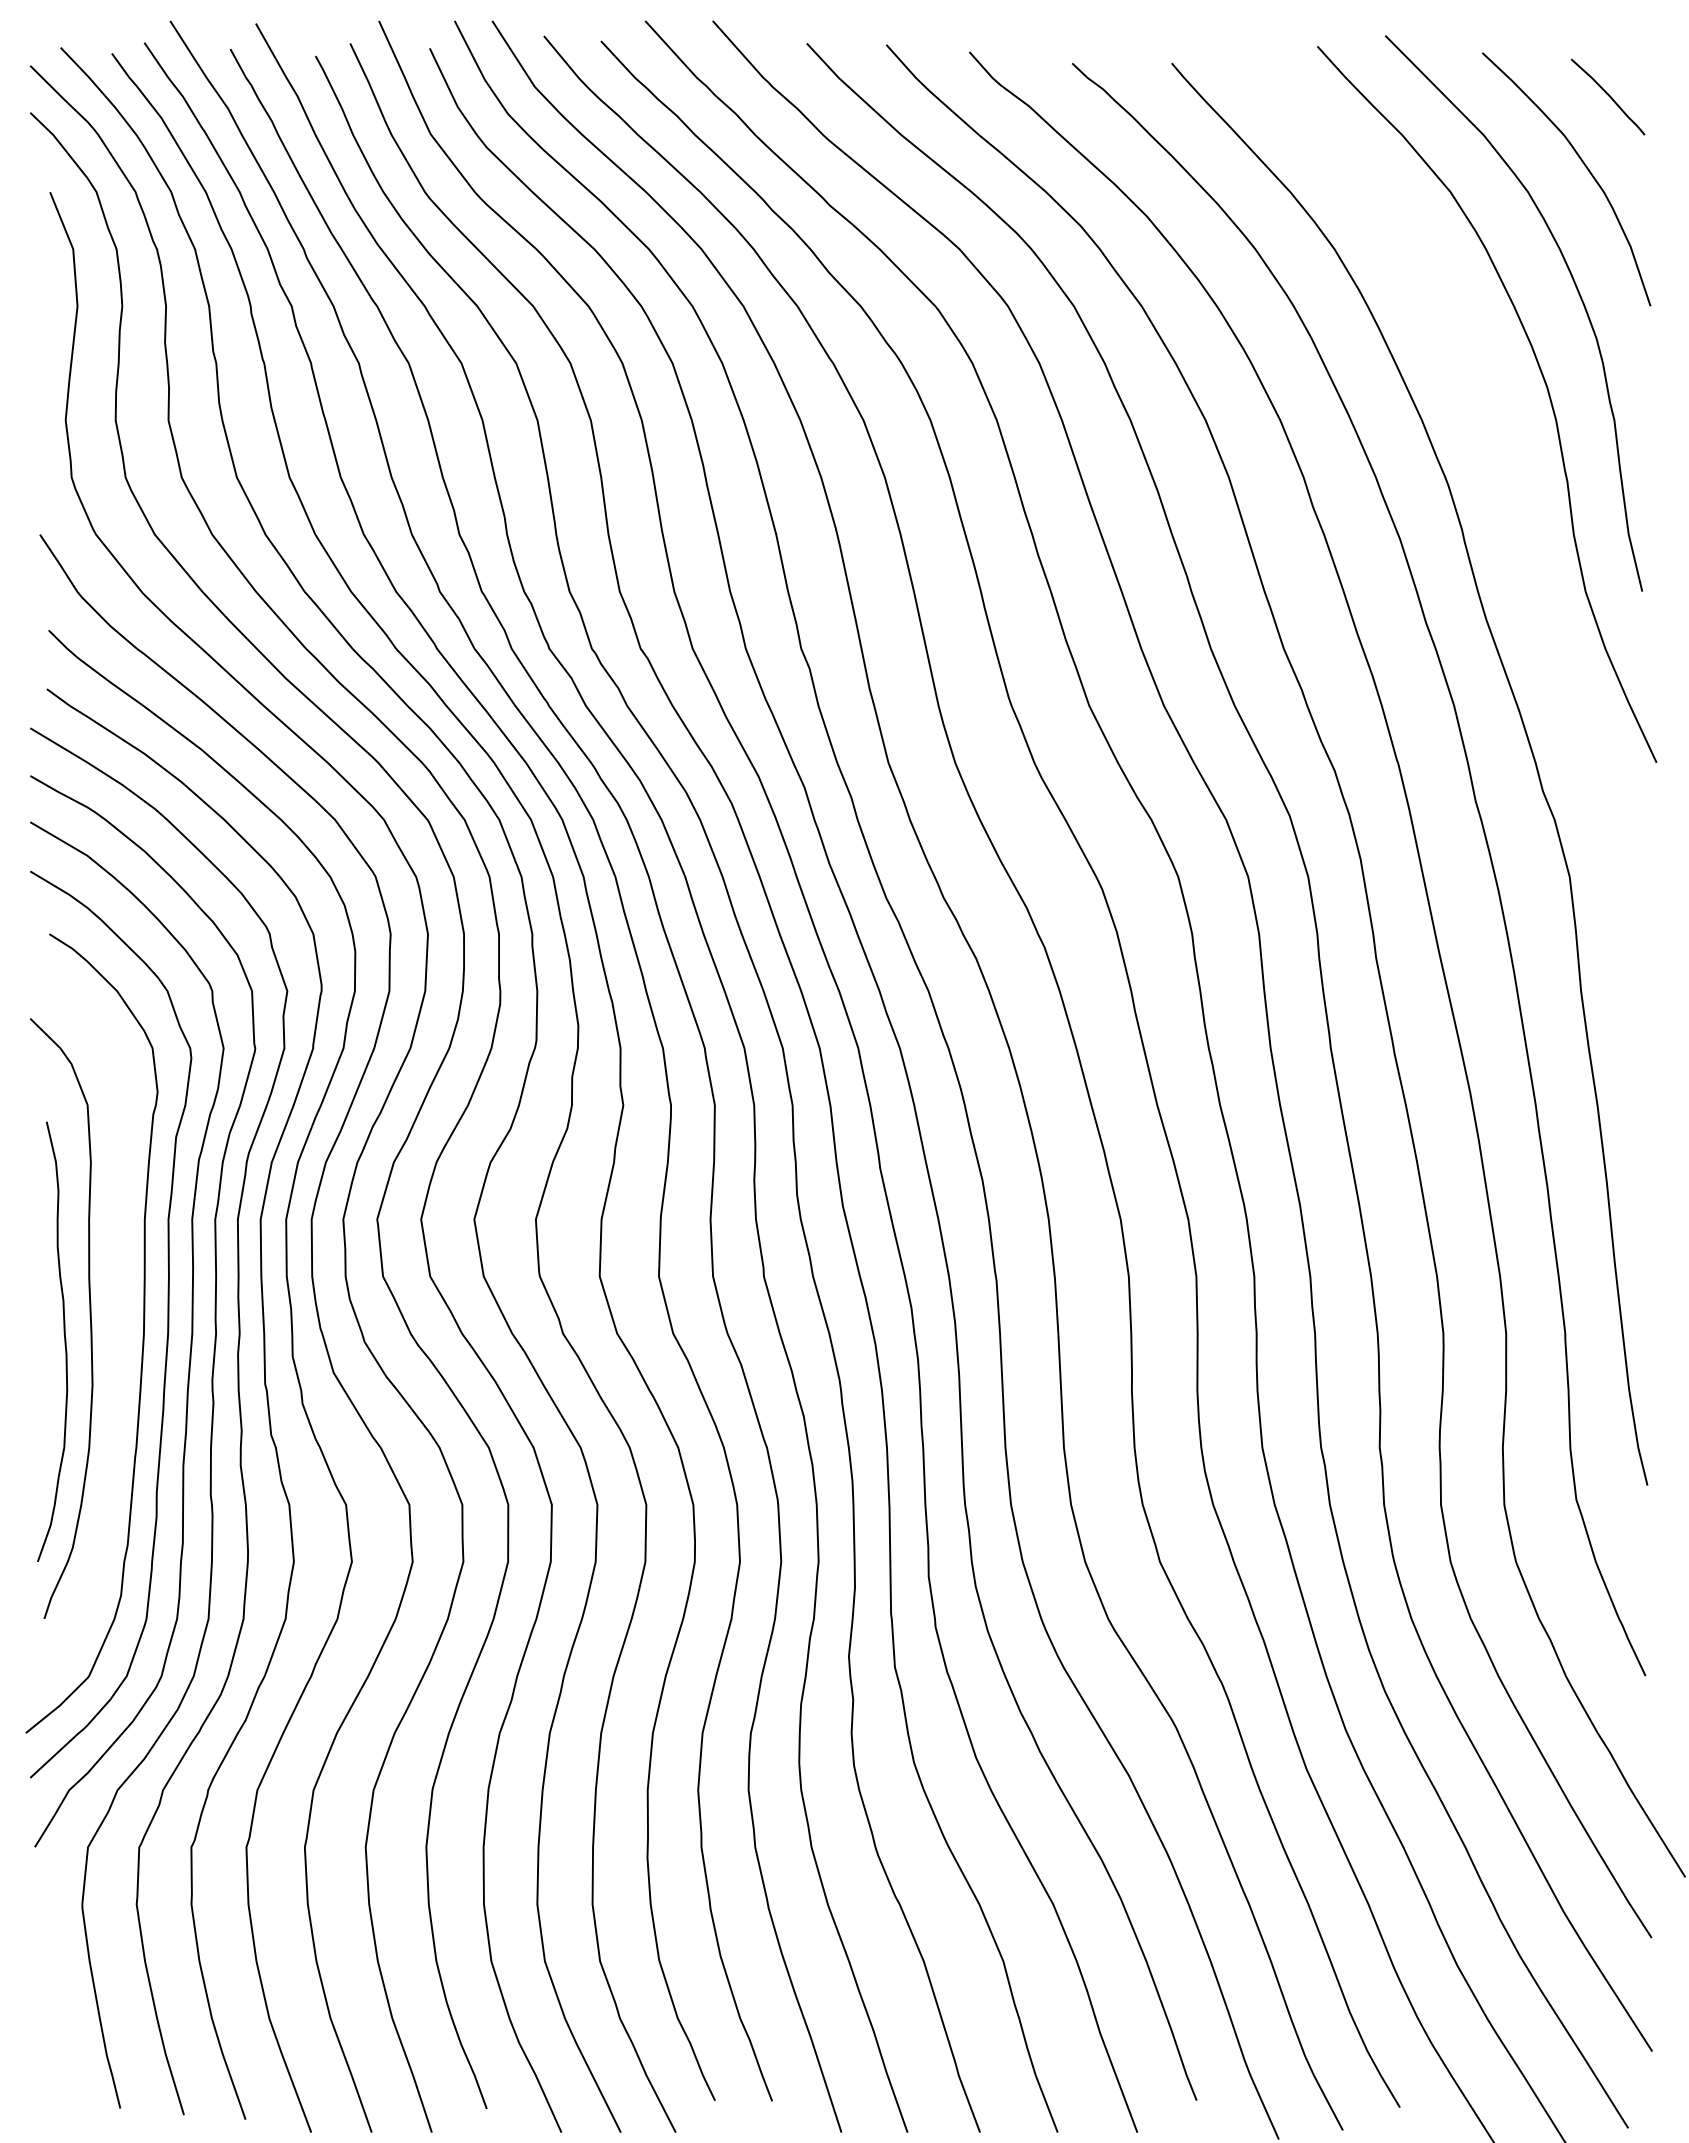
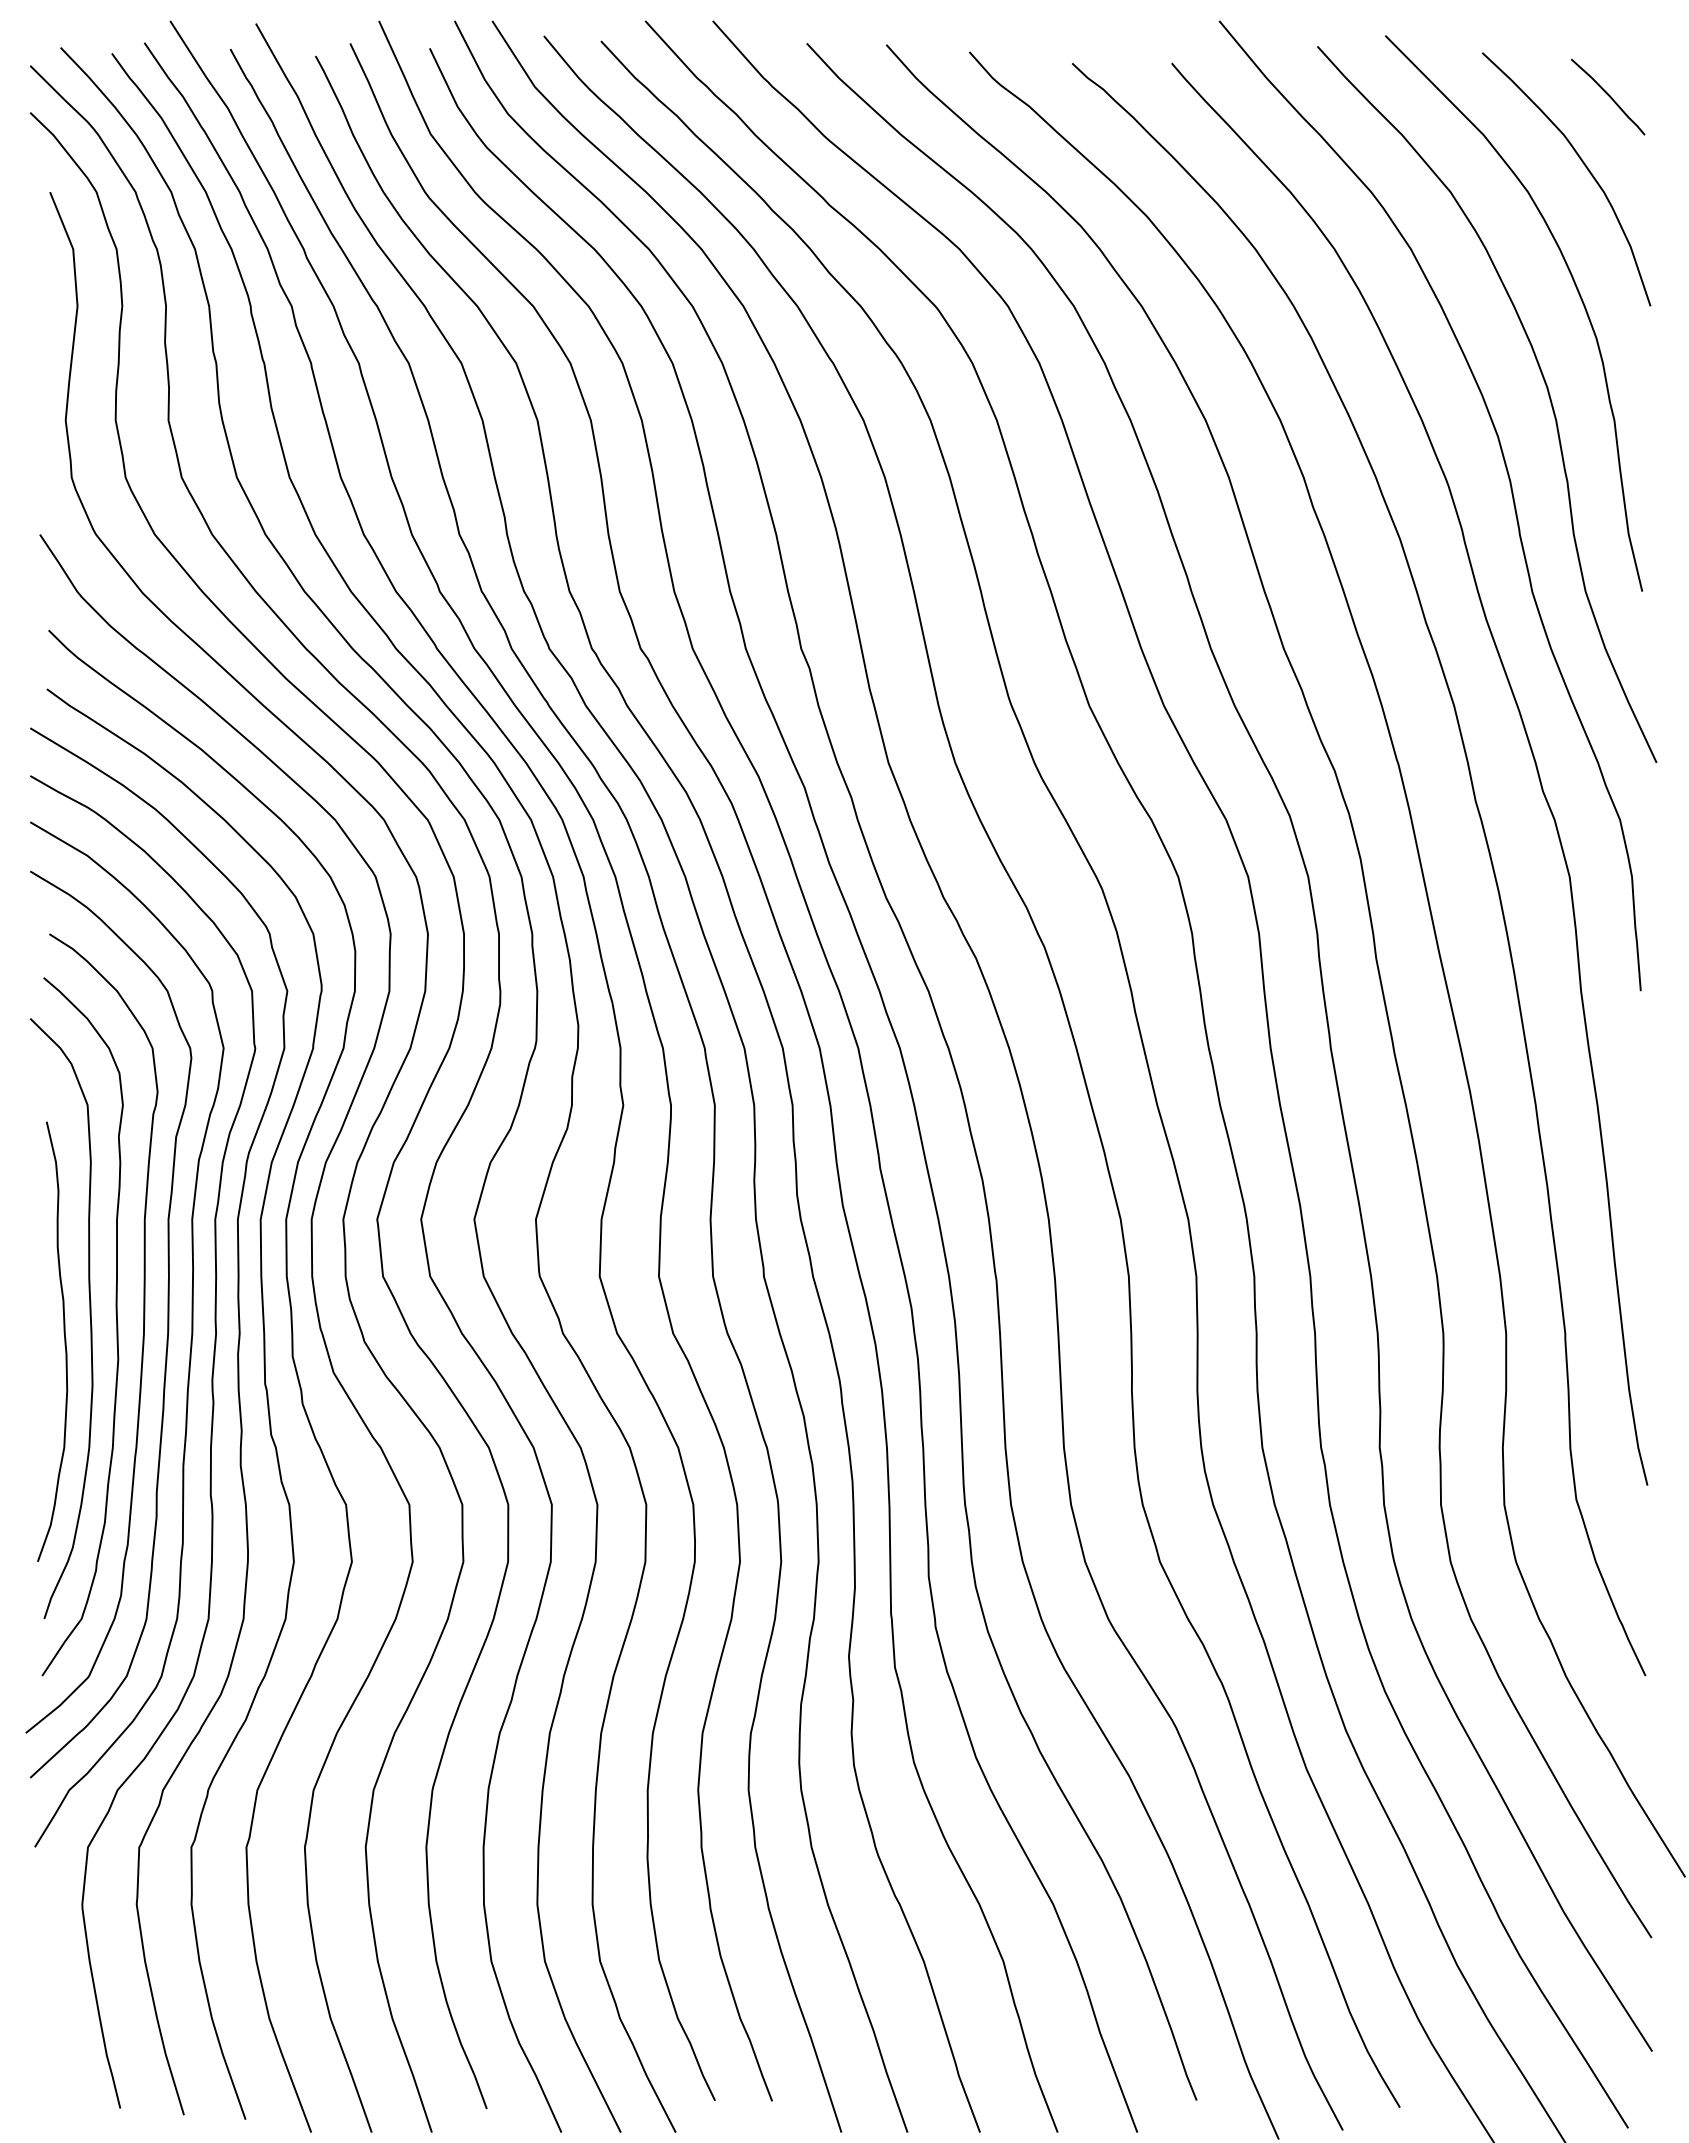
curve: none -> present (1510, 489)
curve: none -> present (116, 1326)
